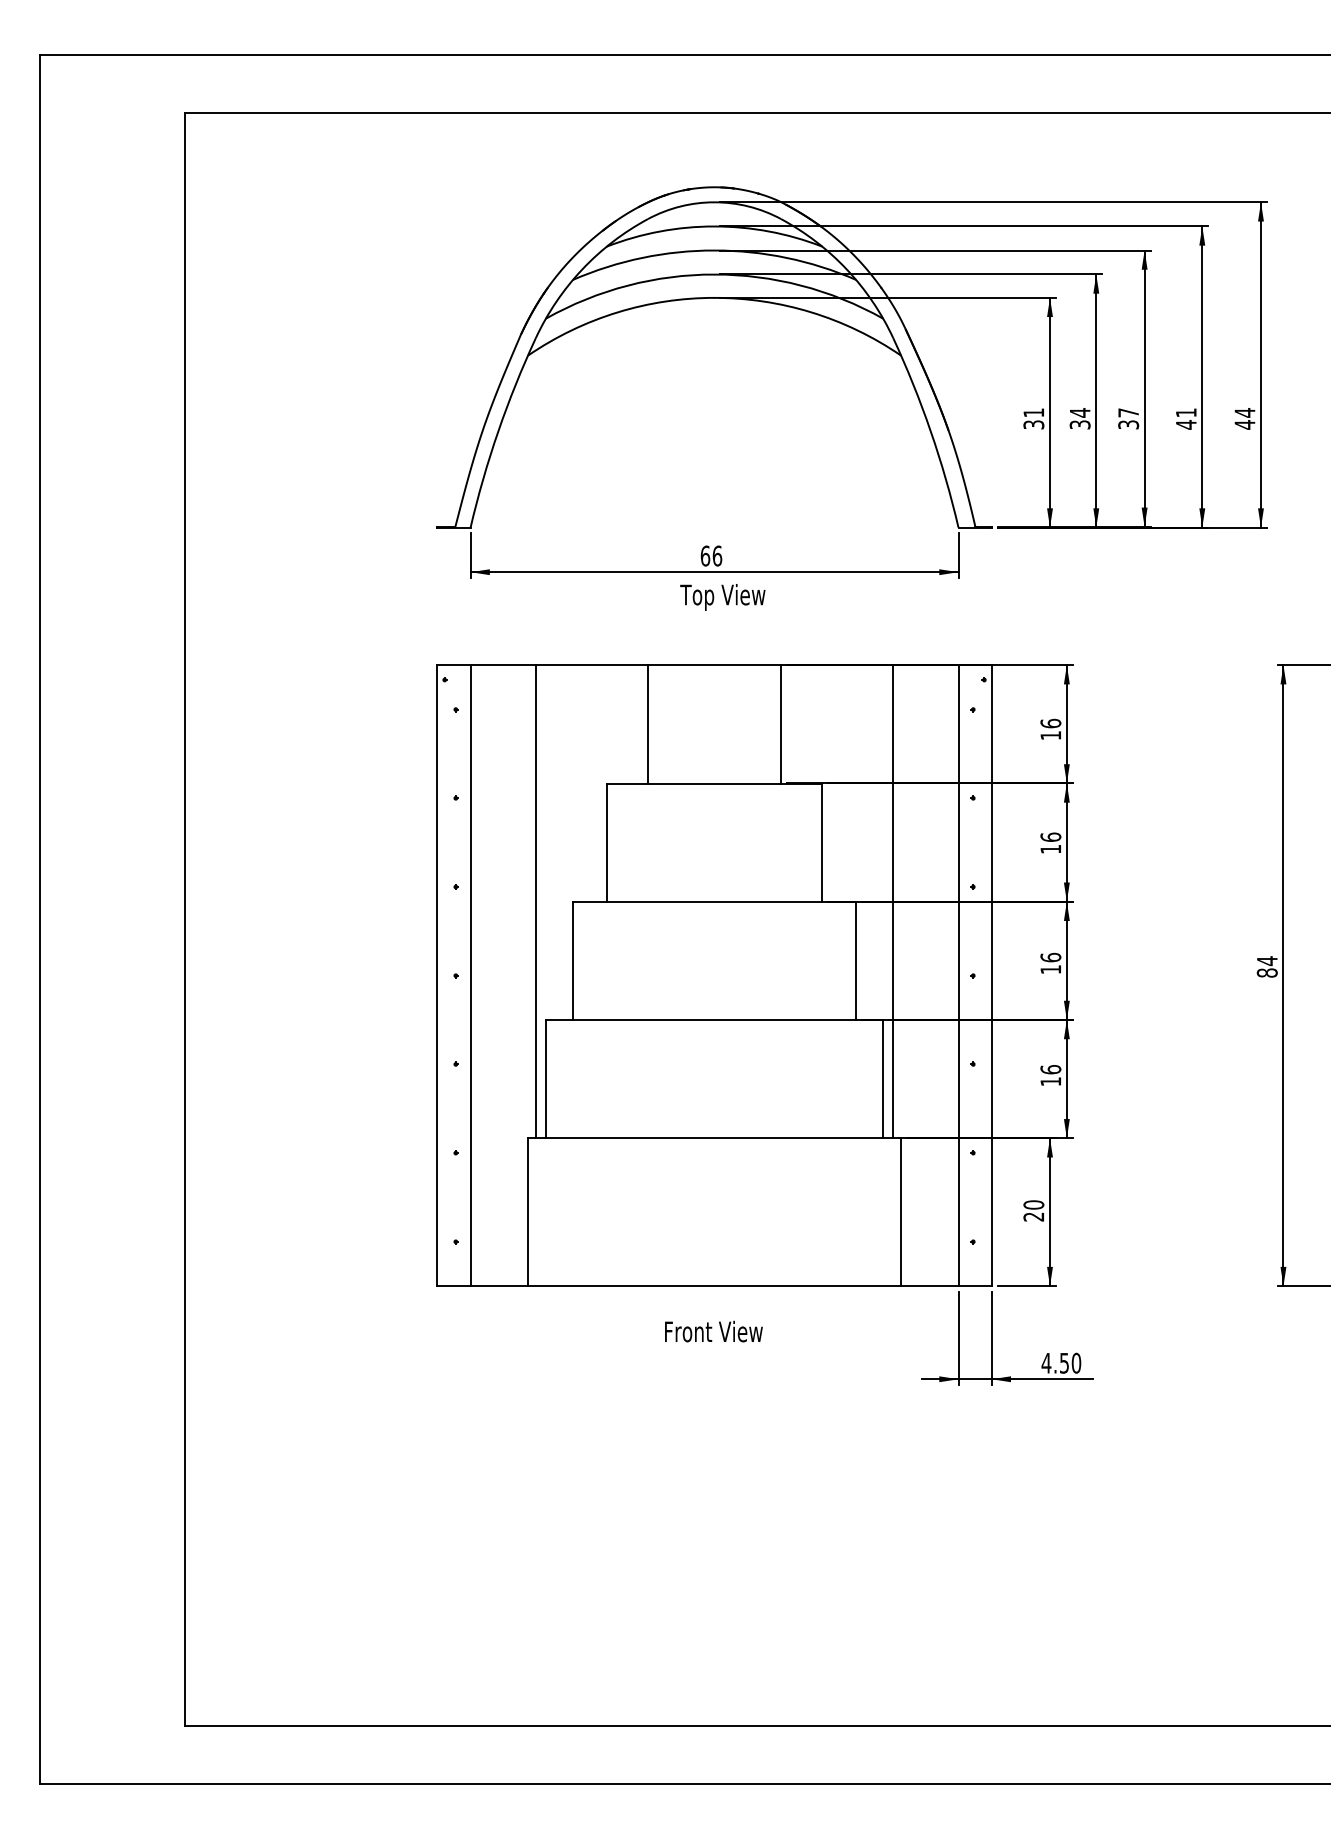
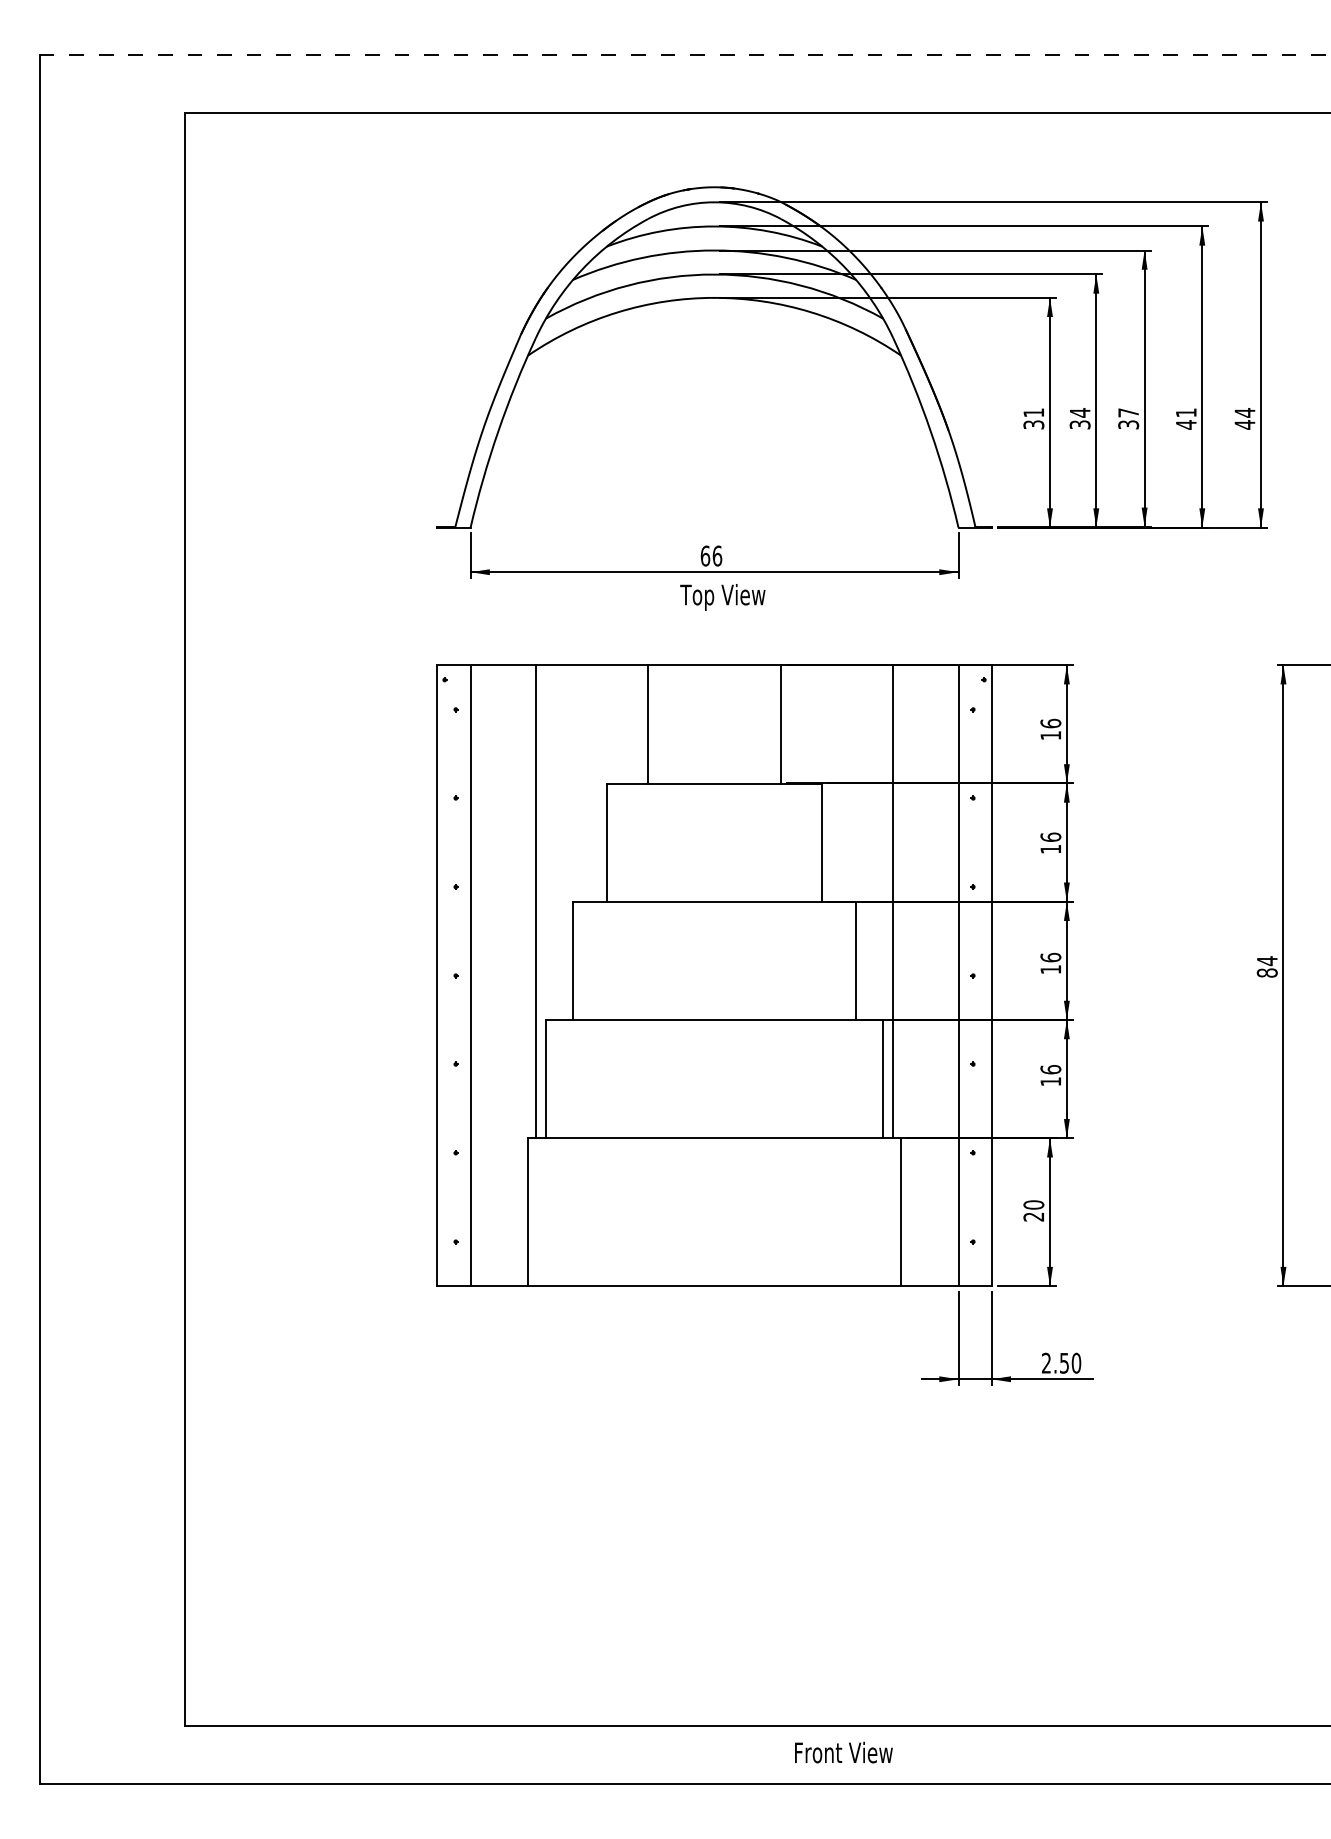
line: solid -> dashed (685, 55)
text position: (713, 1331) -> (843, 1752) (843, 1752)
text: 4.50 -> 2.50 (1046, 1362)
